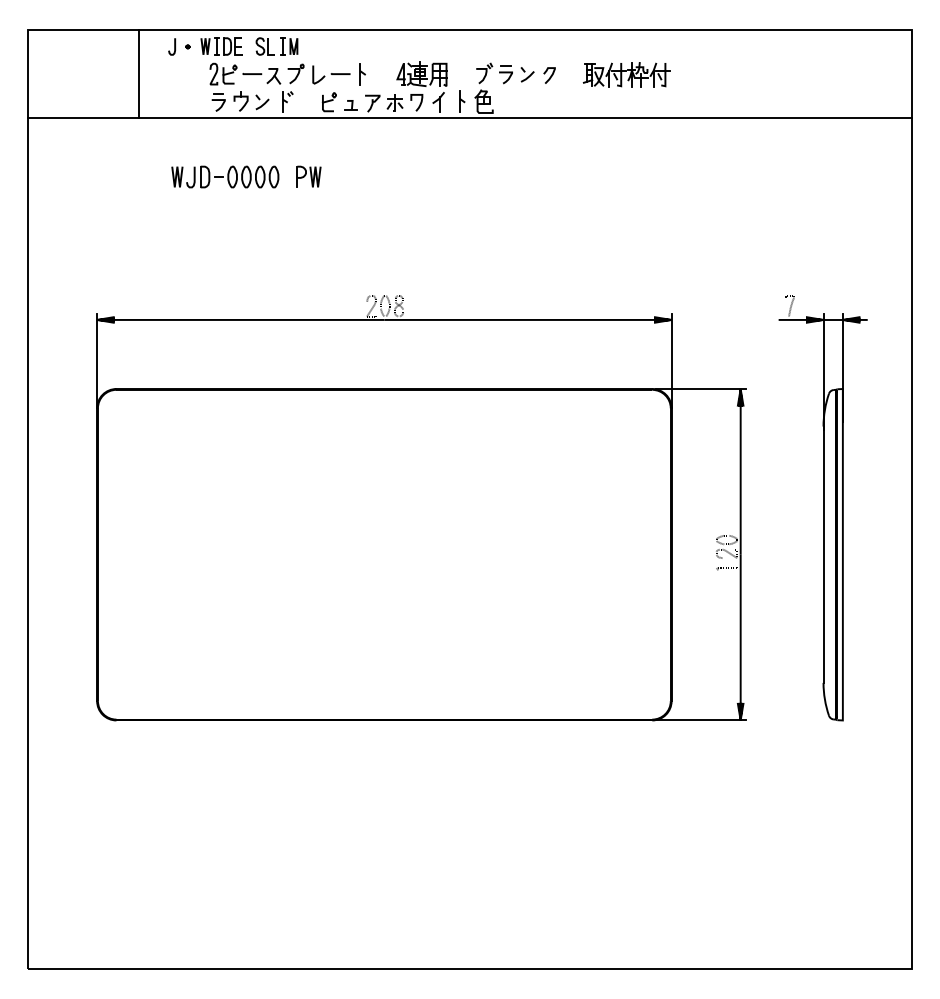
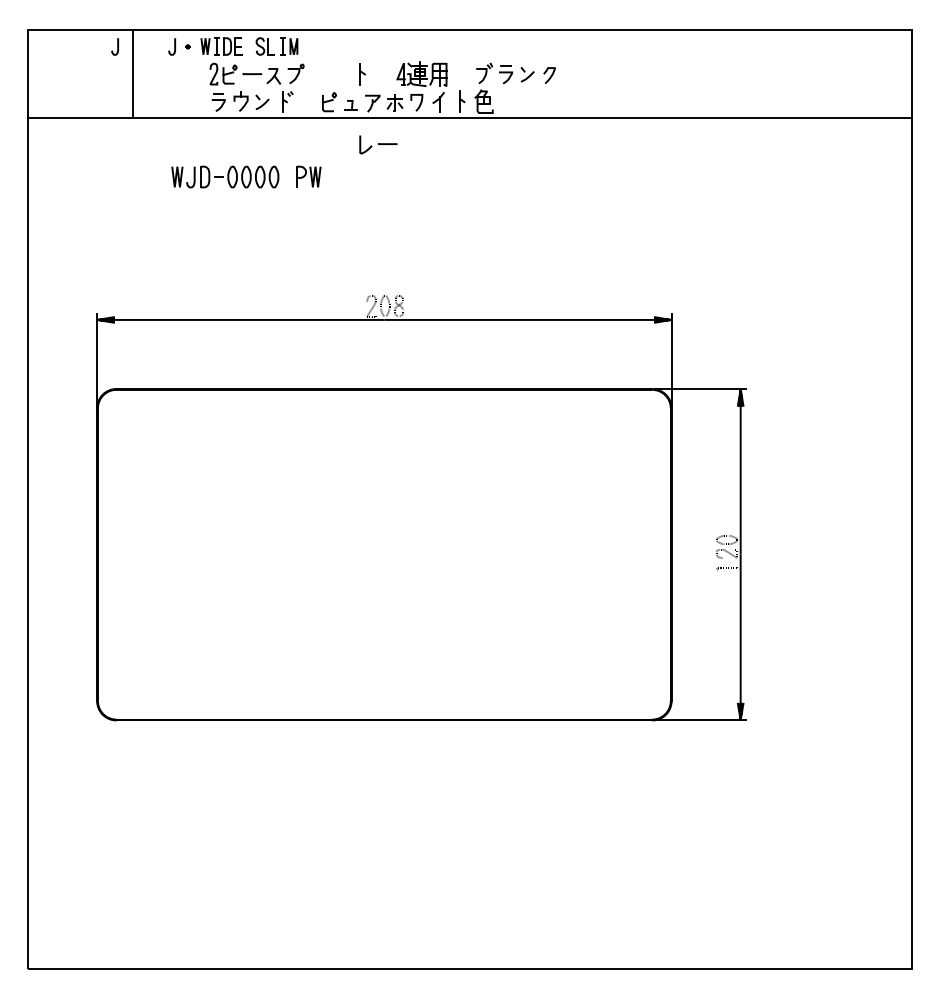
curve: none -> present (117, 46)
line position: (138, 73) -> (132, 73) (132, 73)
part position: (331, 74) -> (378, 144) (378, 144)
part: present -> none (626, 74)
part: present -> none (822, 508)
